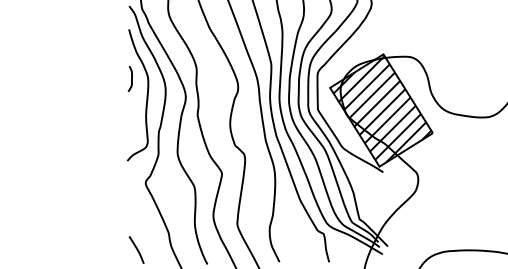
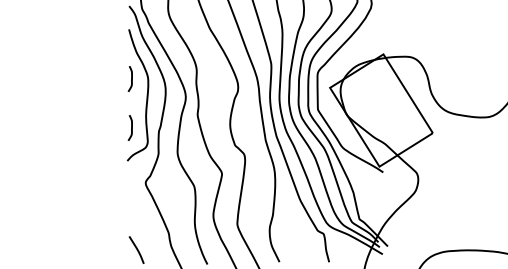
hatch: present -> none (382, 109)
curve: none -> present (131, 127)
